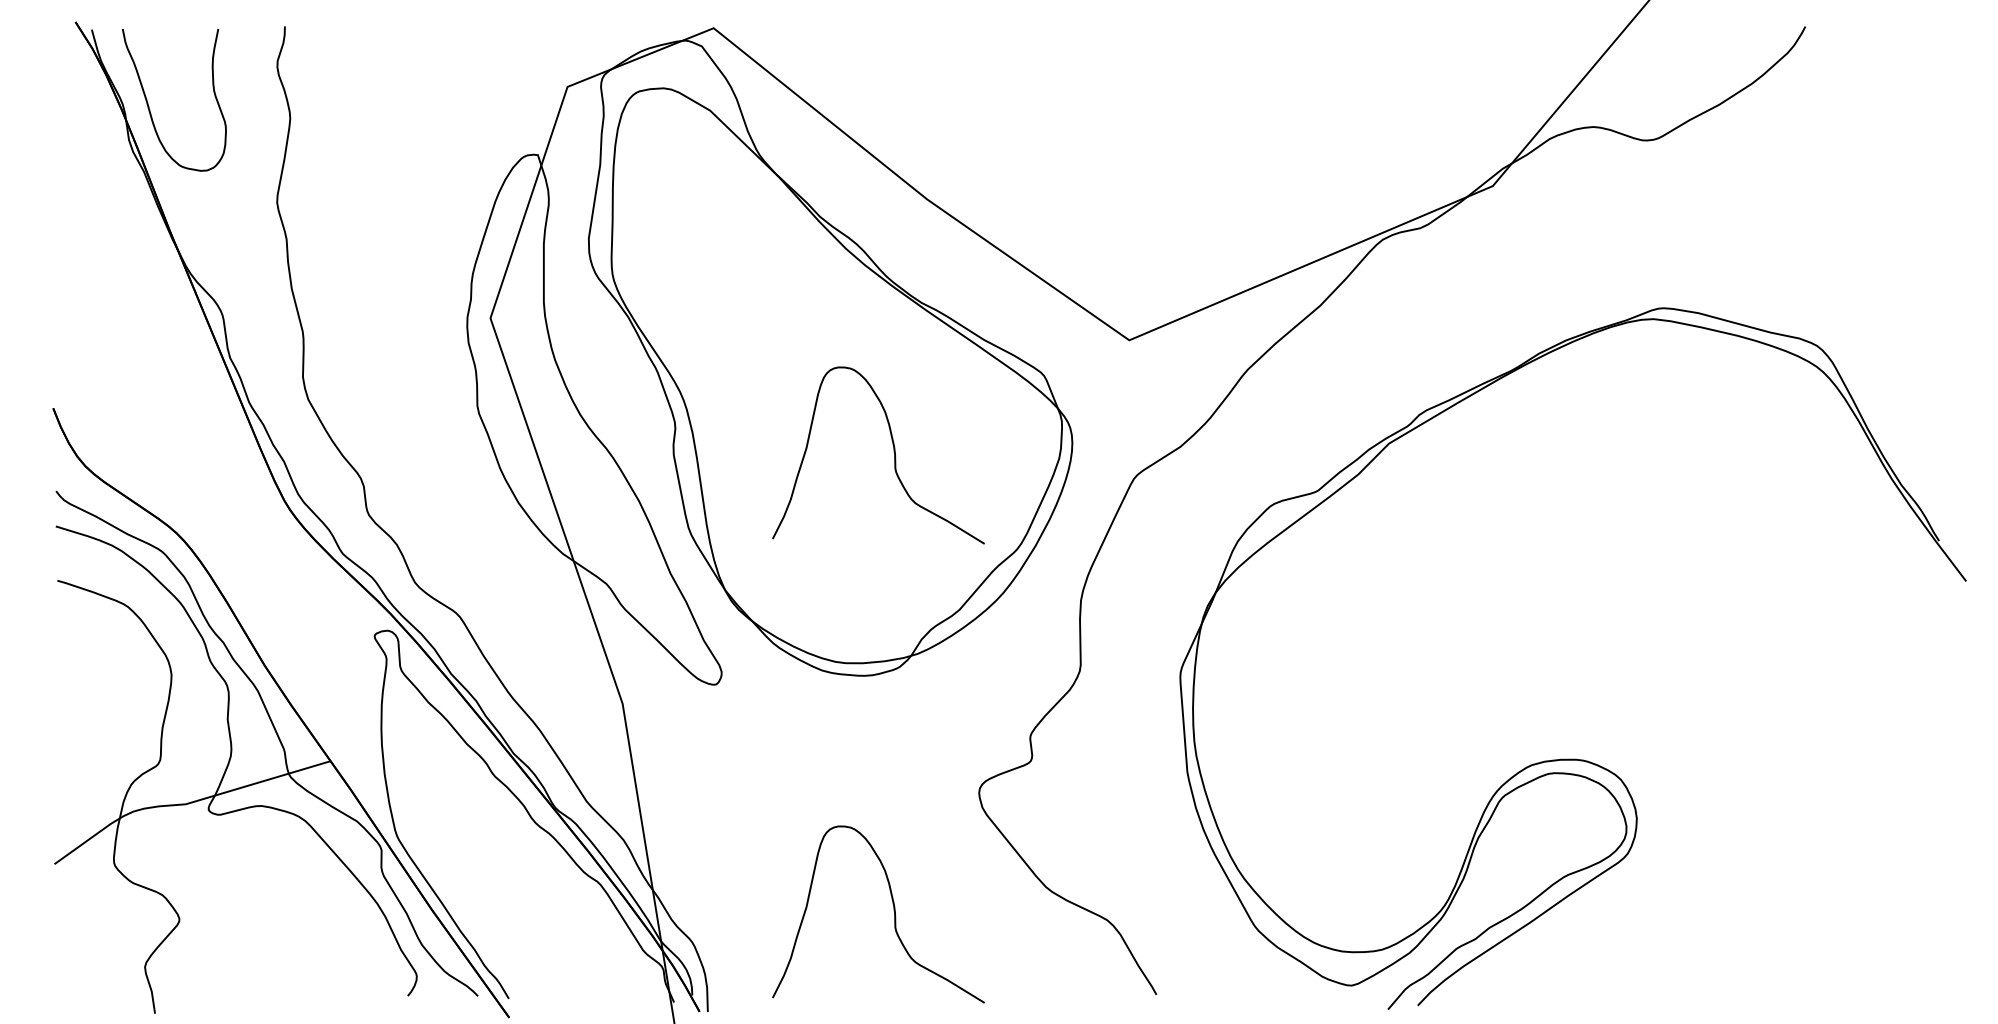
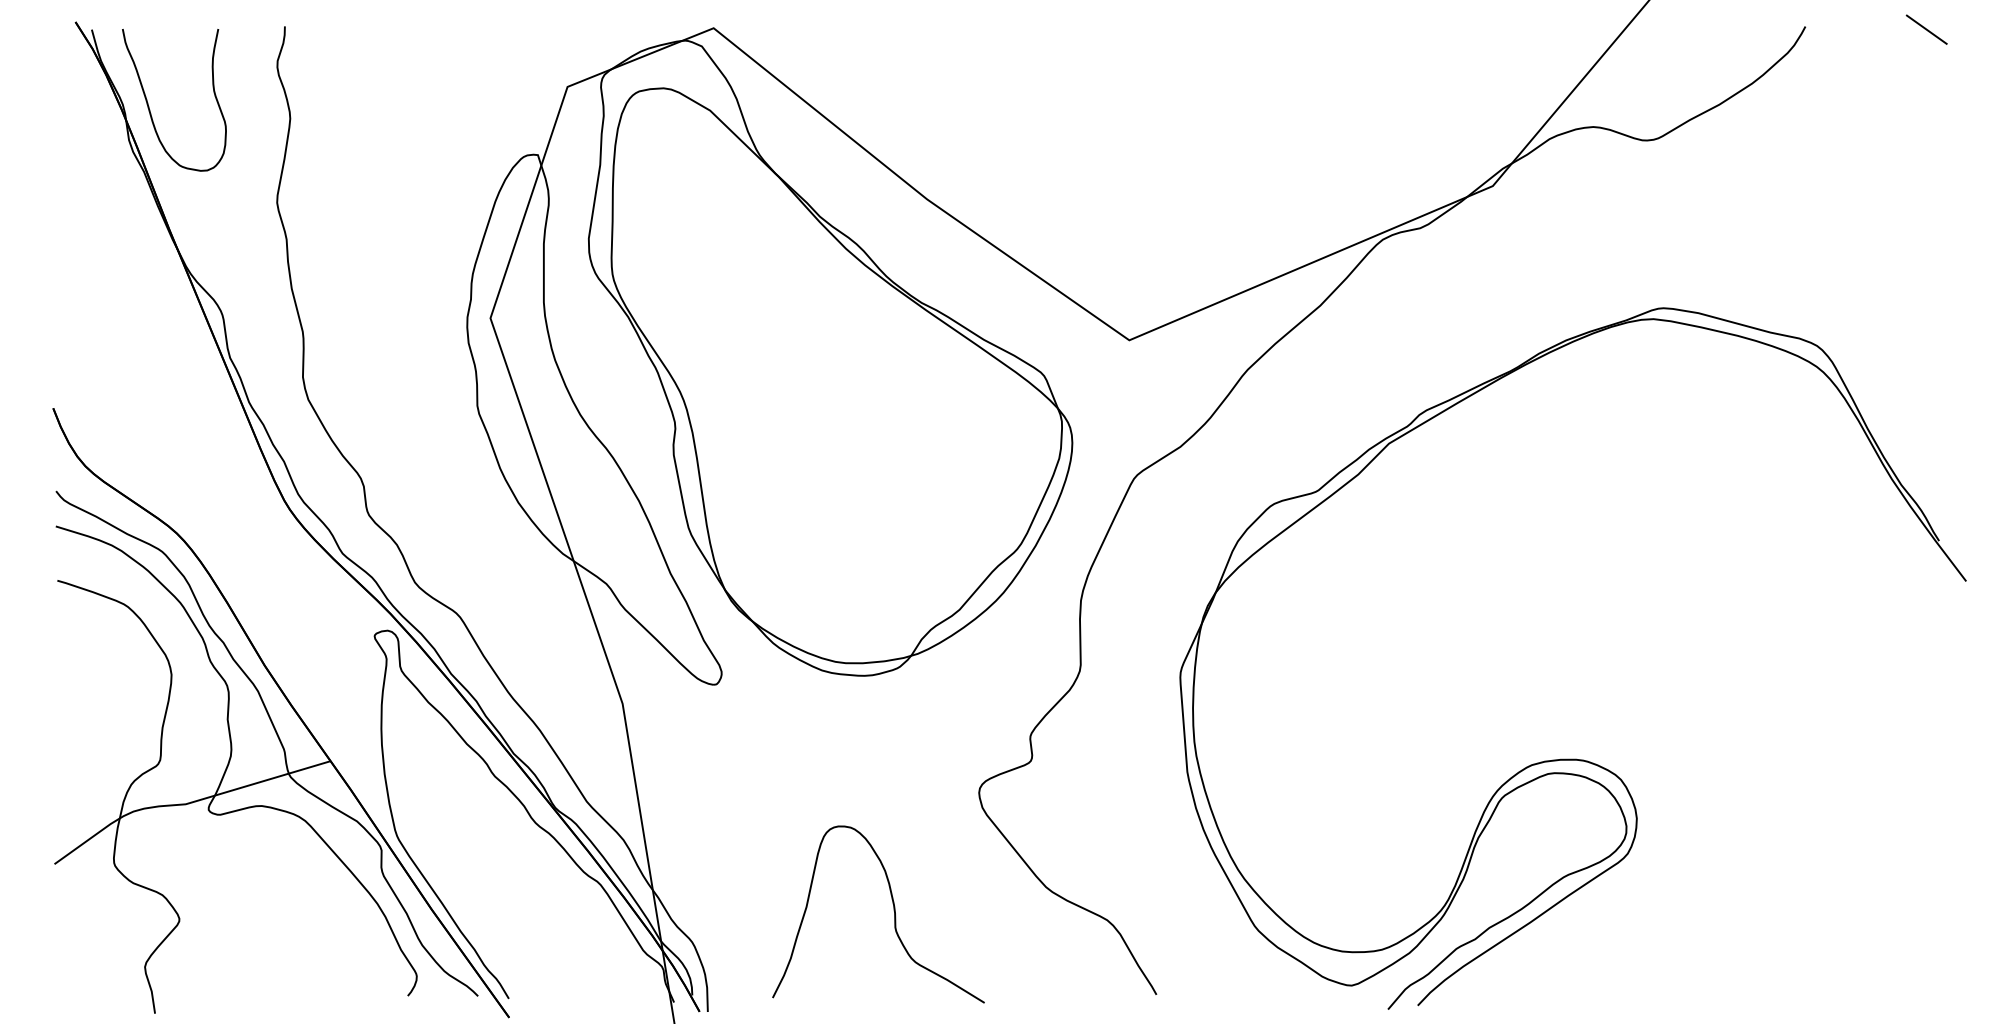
line: none -> present (1926, 29)
curve: present -> none (893, 451)
